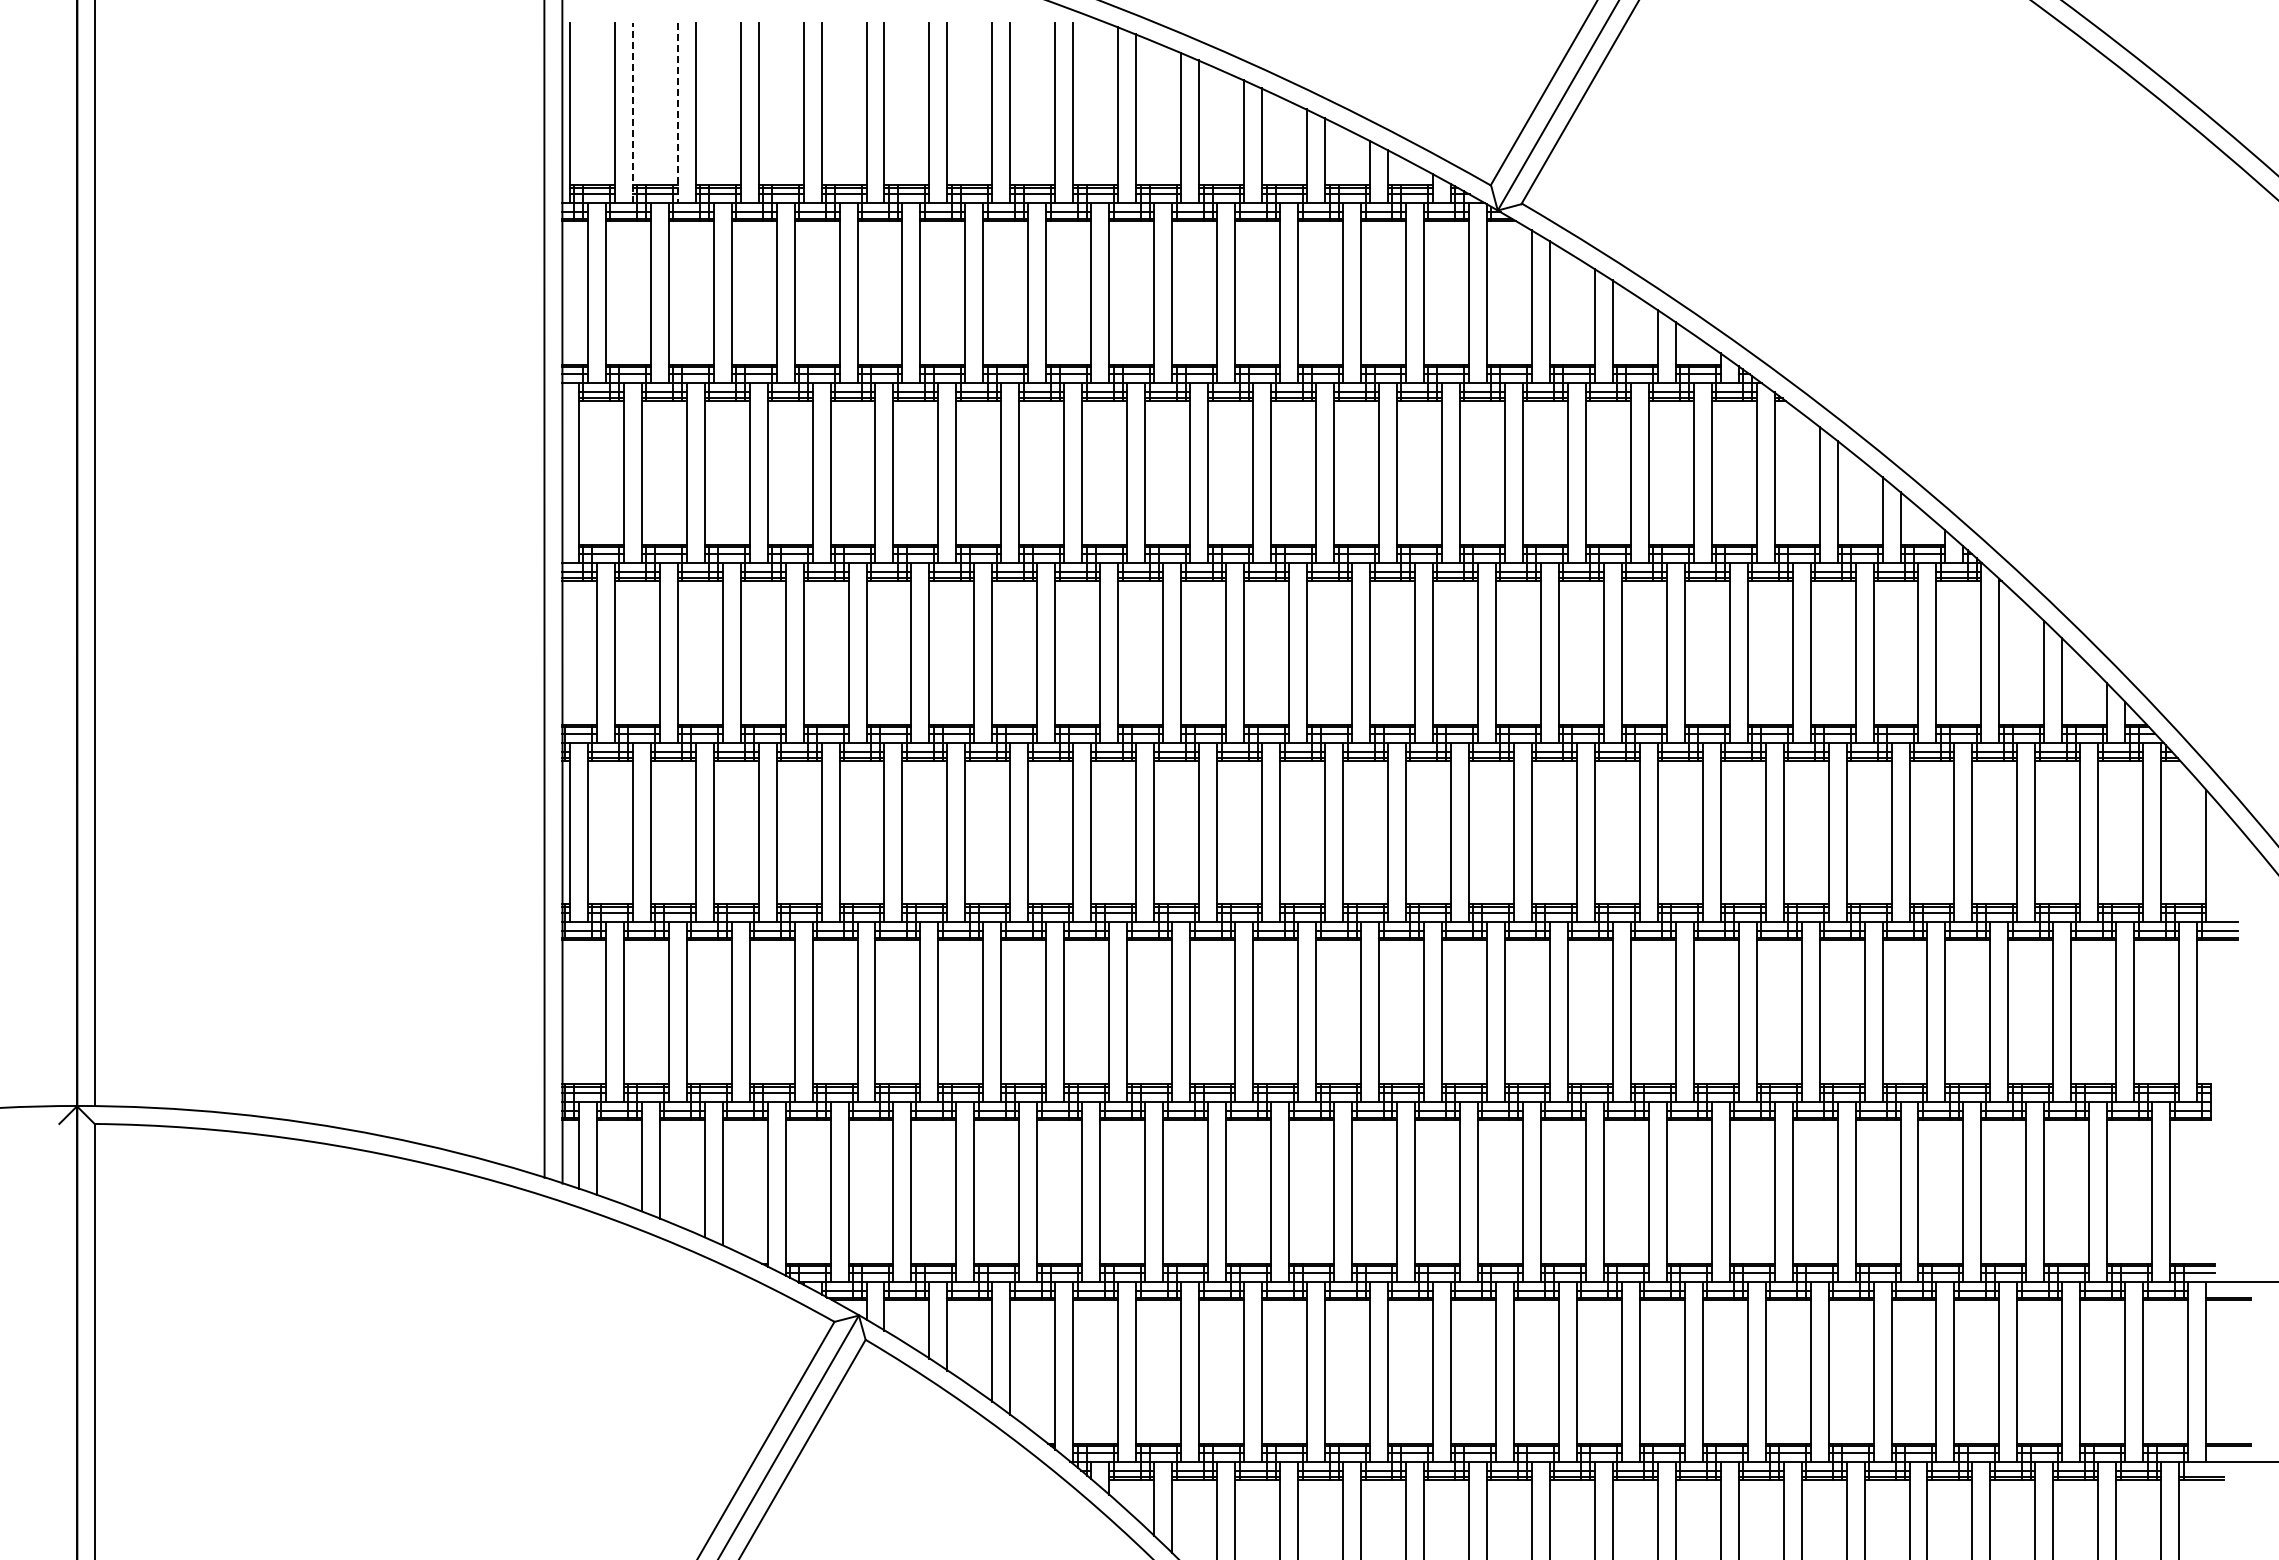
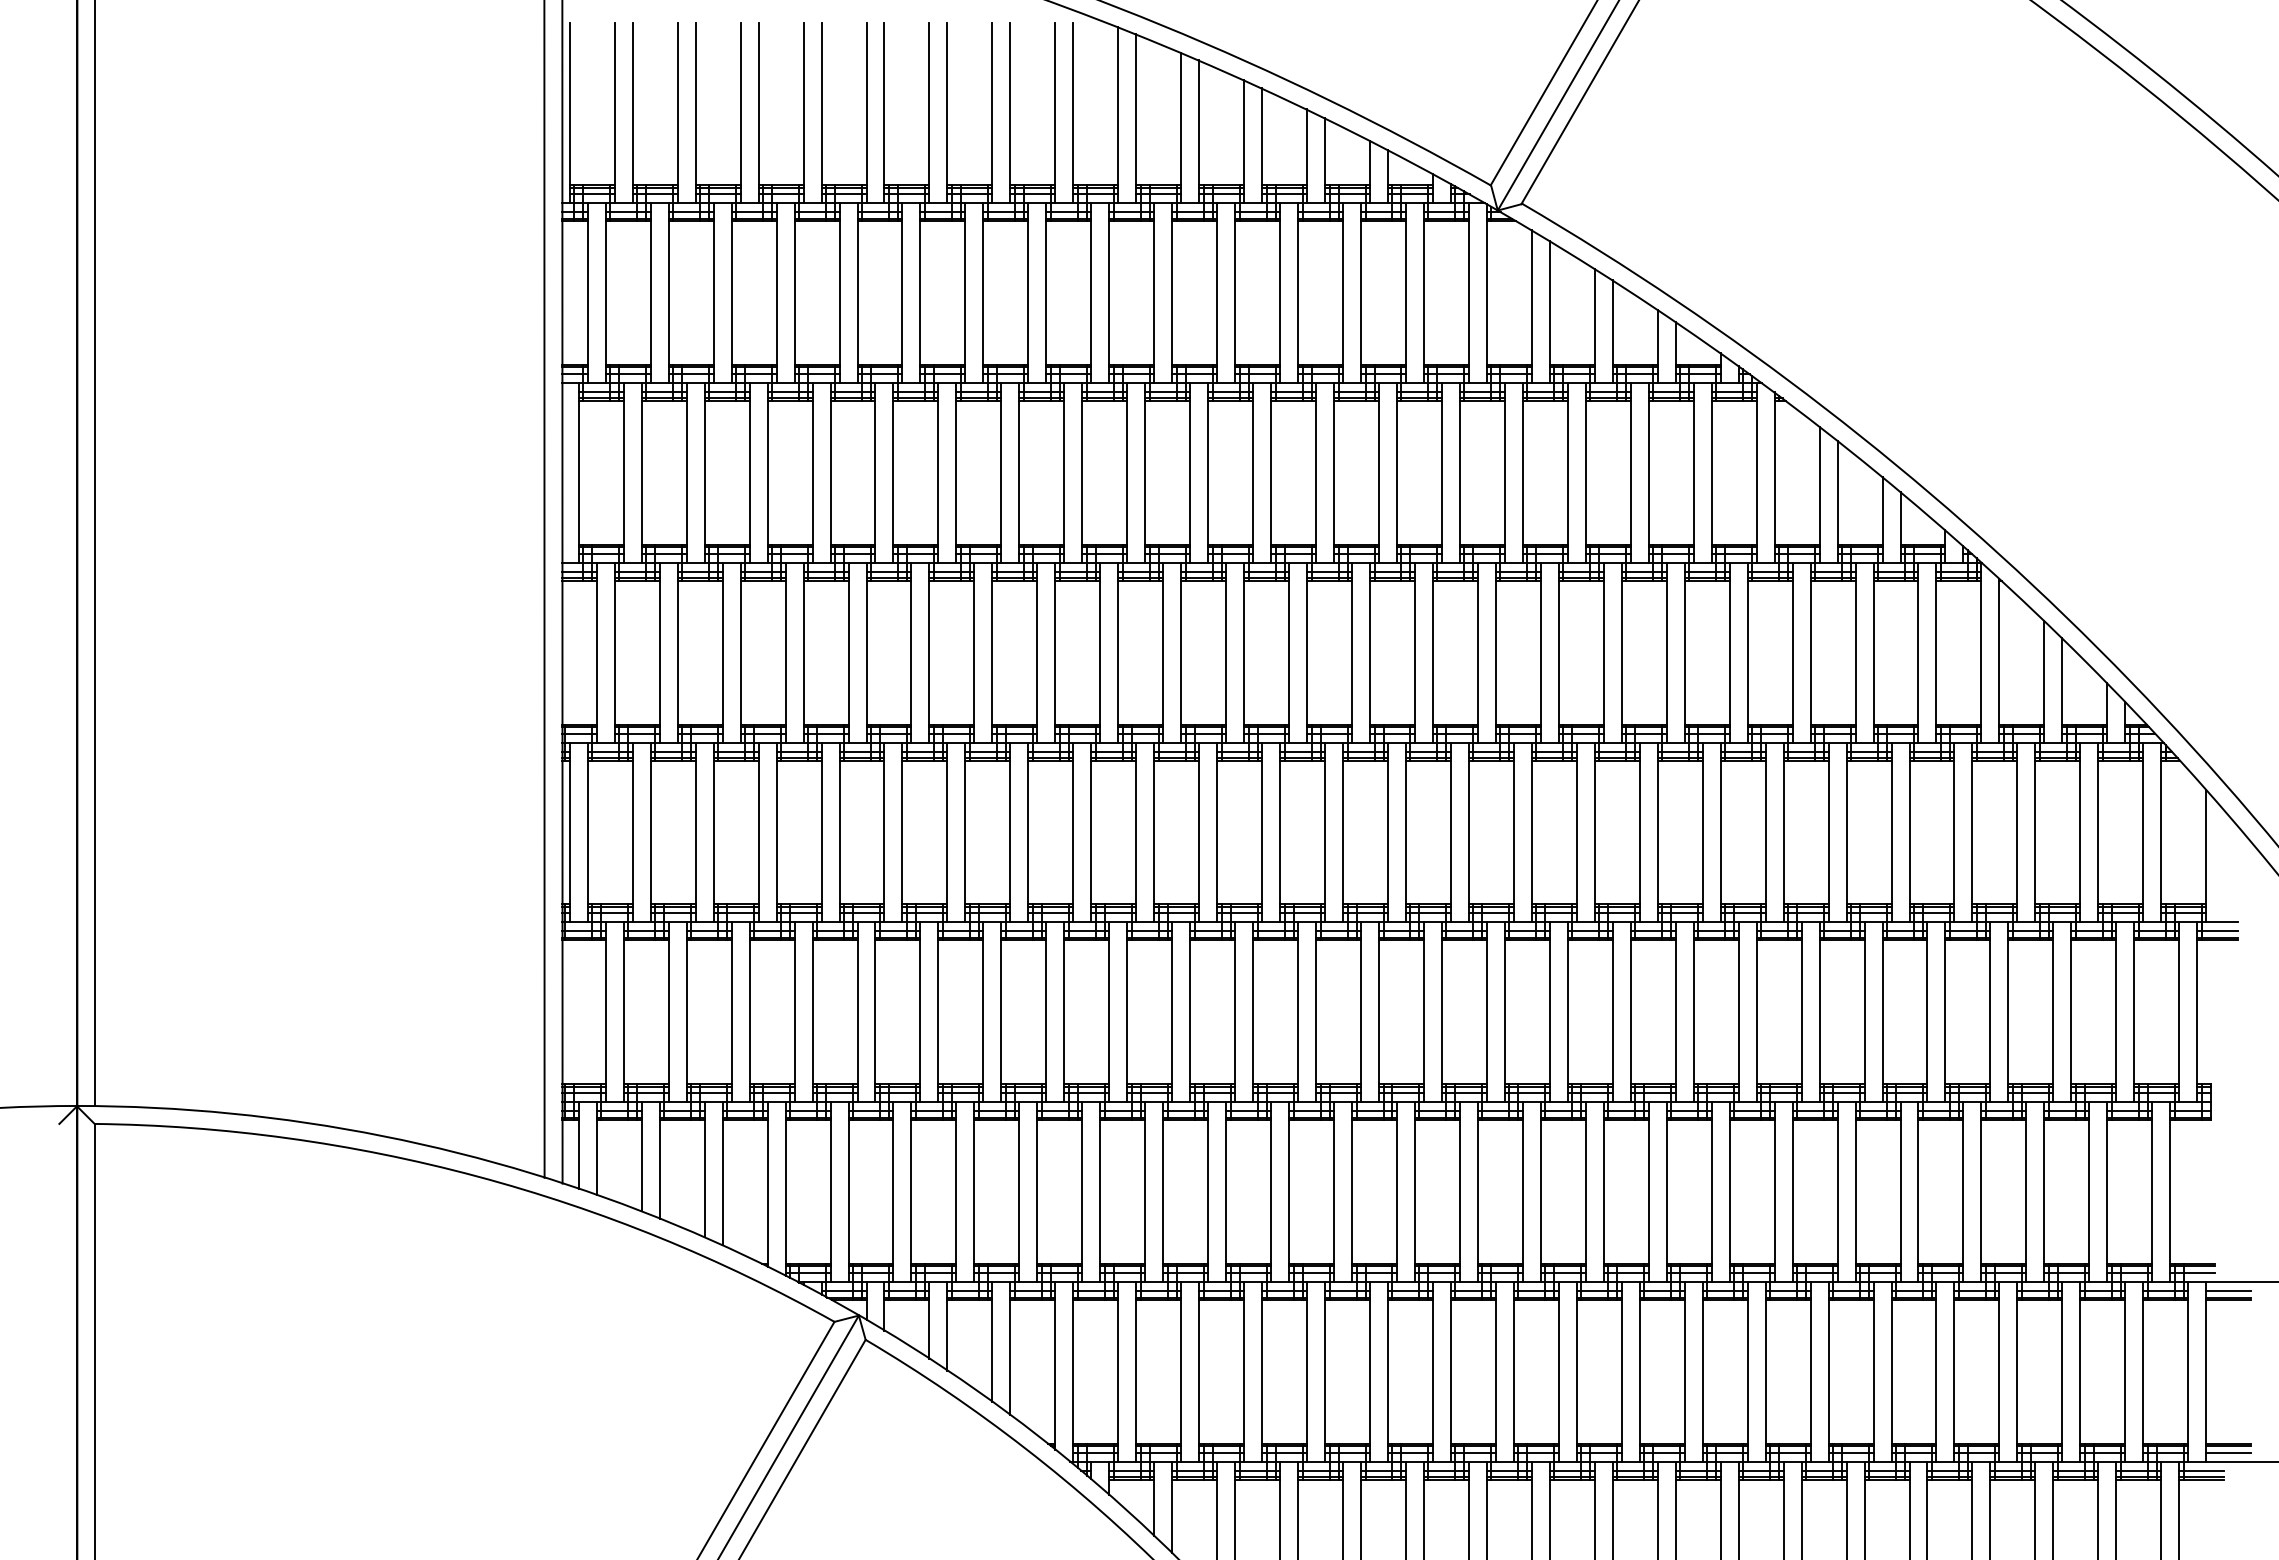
line: dashed -> solid (632, 113)
line: dashed -> solid (677, 113)
line: none -> present (2228, 1291)
line: none -> present (2228, 1452)
line: none -> present (2201, 1470)
